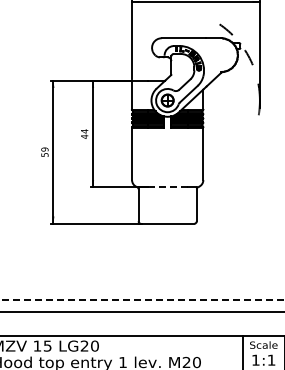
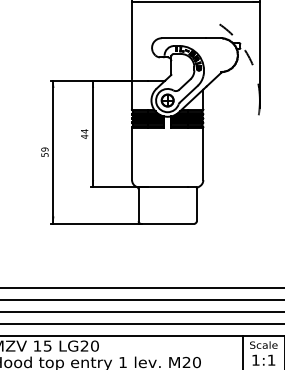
line: dashed -> solid (167, 187)
line: none -> present (141, 287)
line: dashed -> solid (142, 299)
line: none -> present (141, 324)
